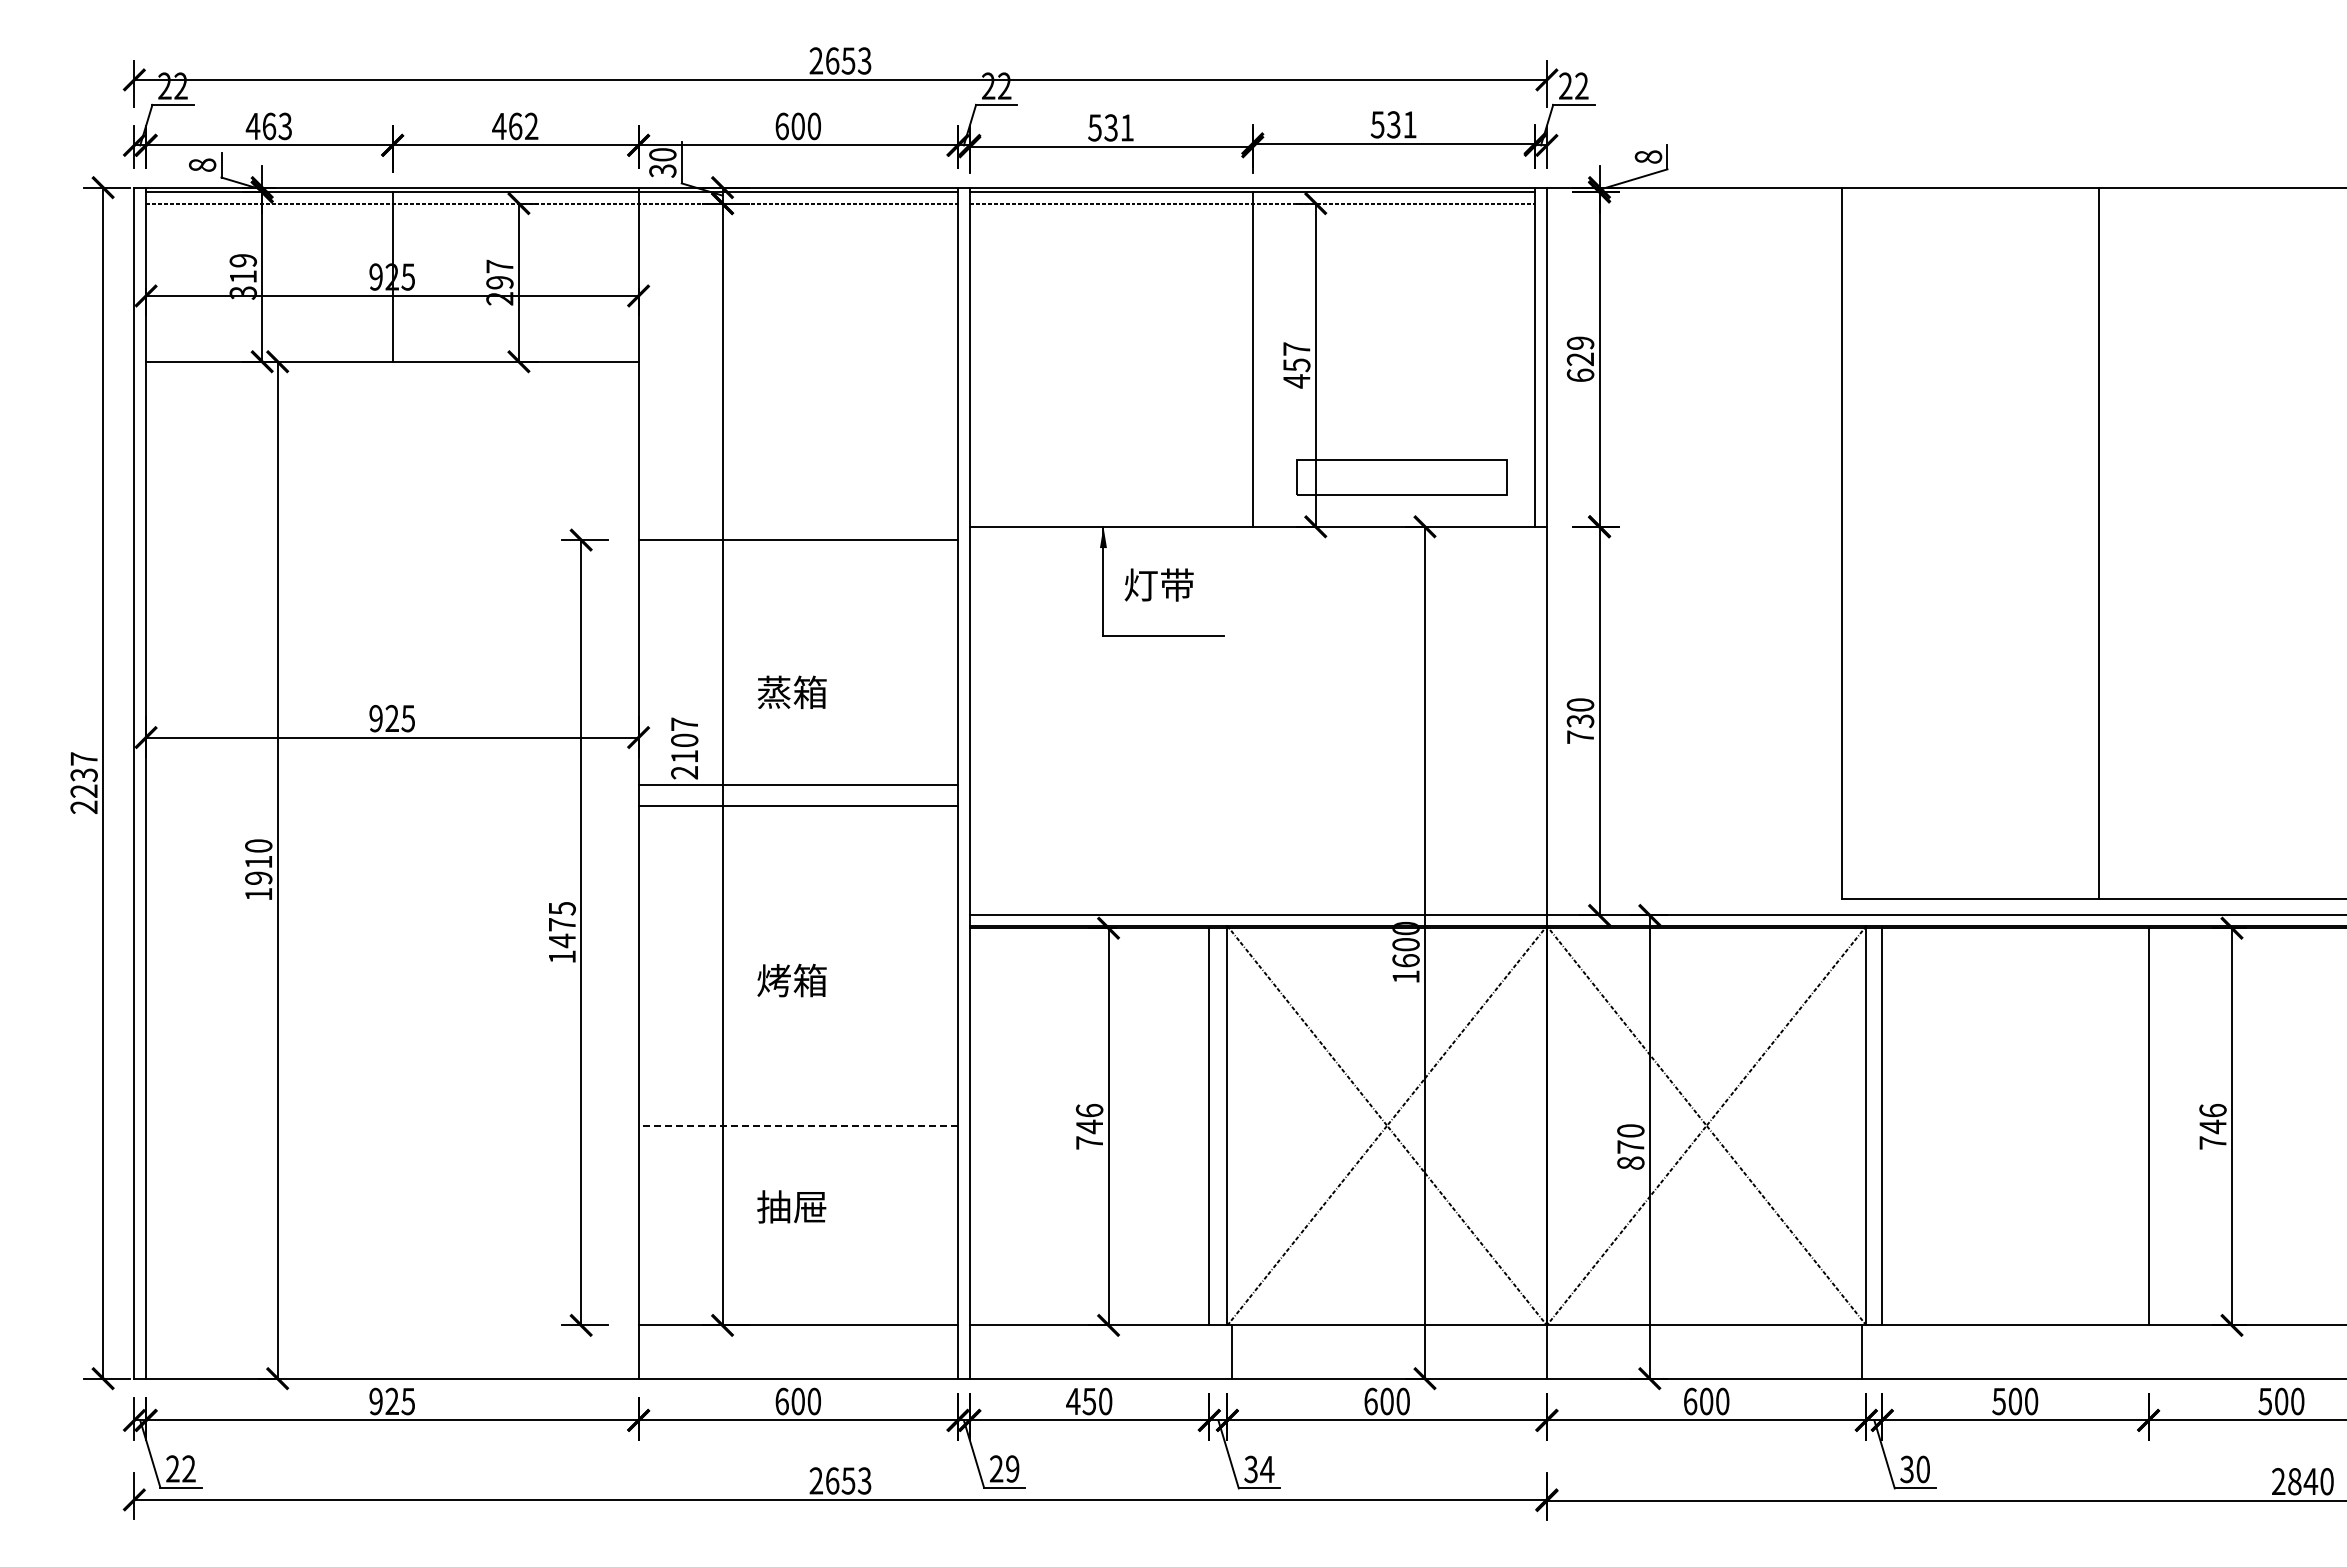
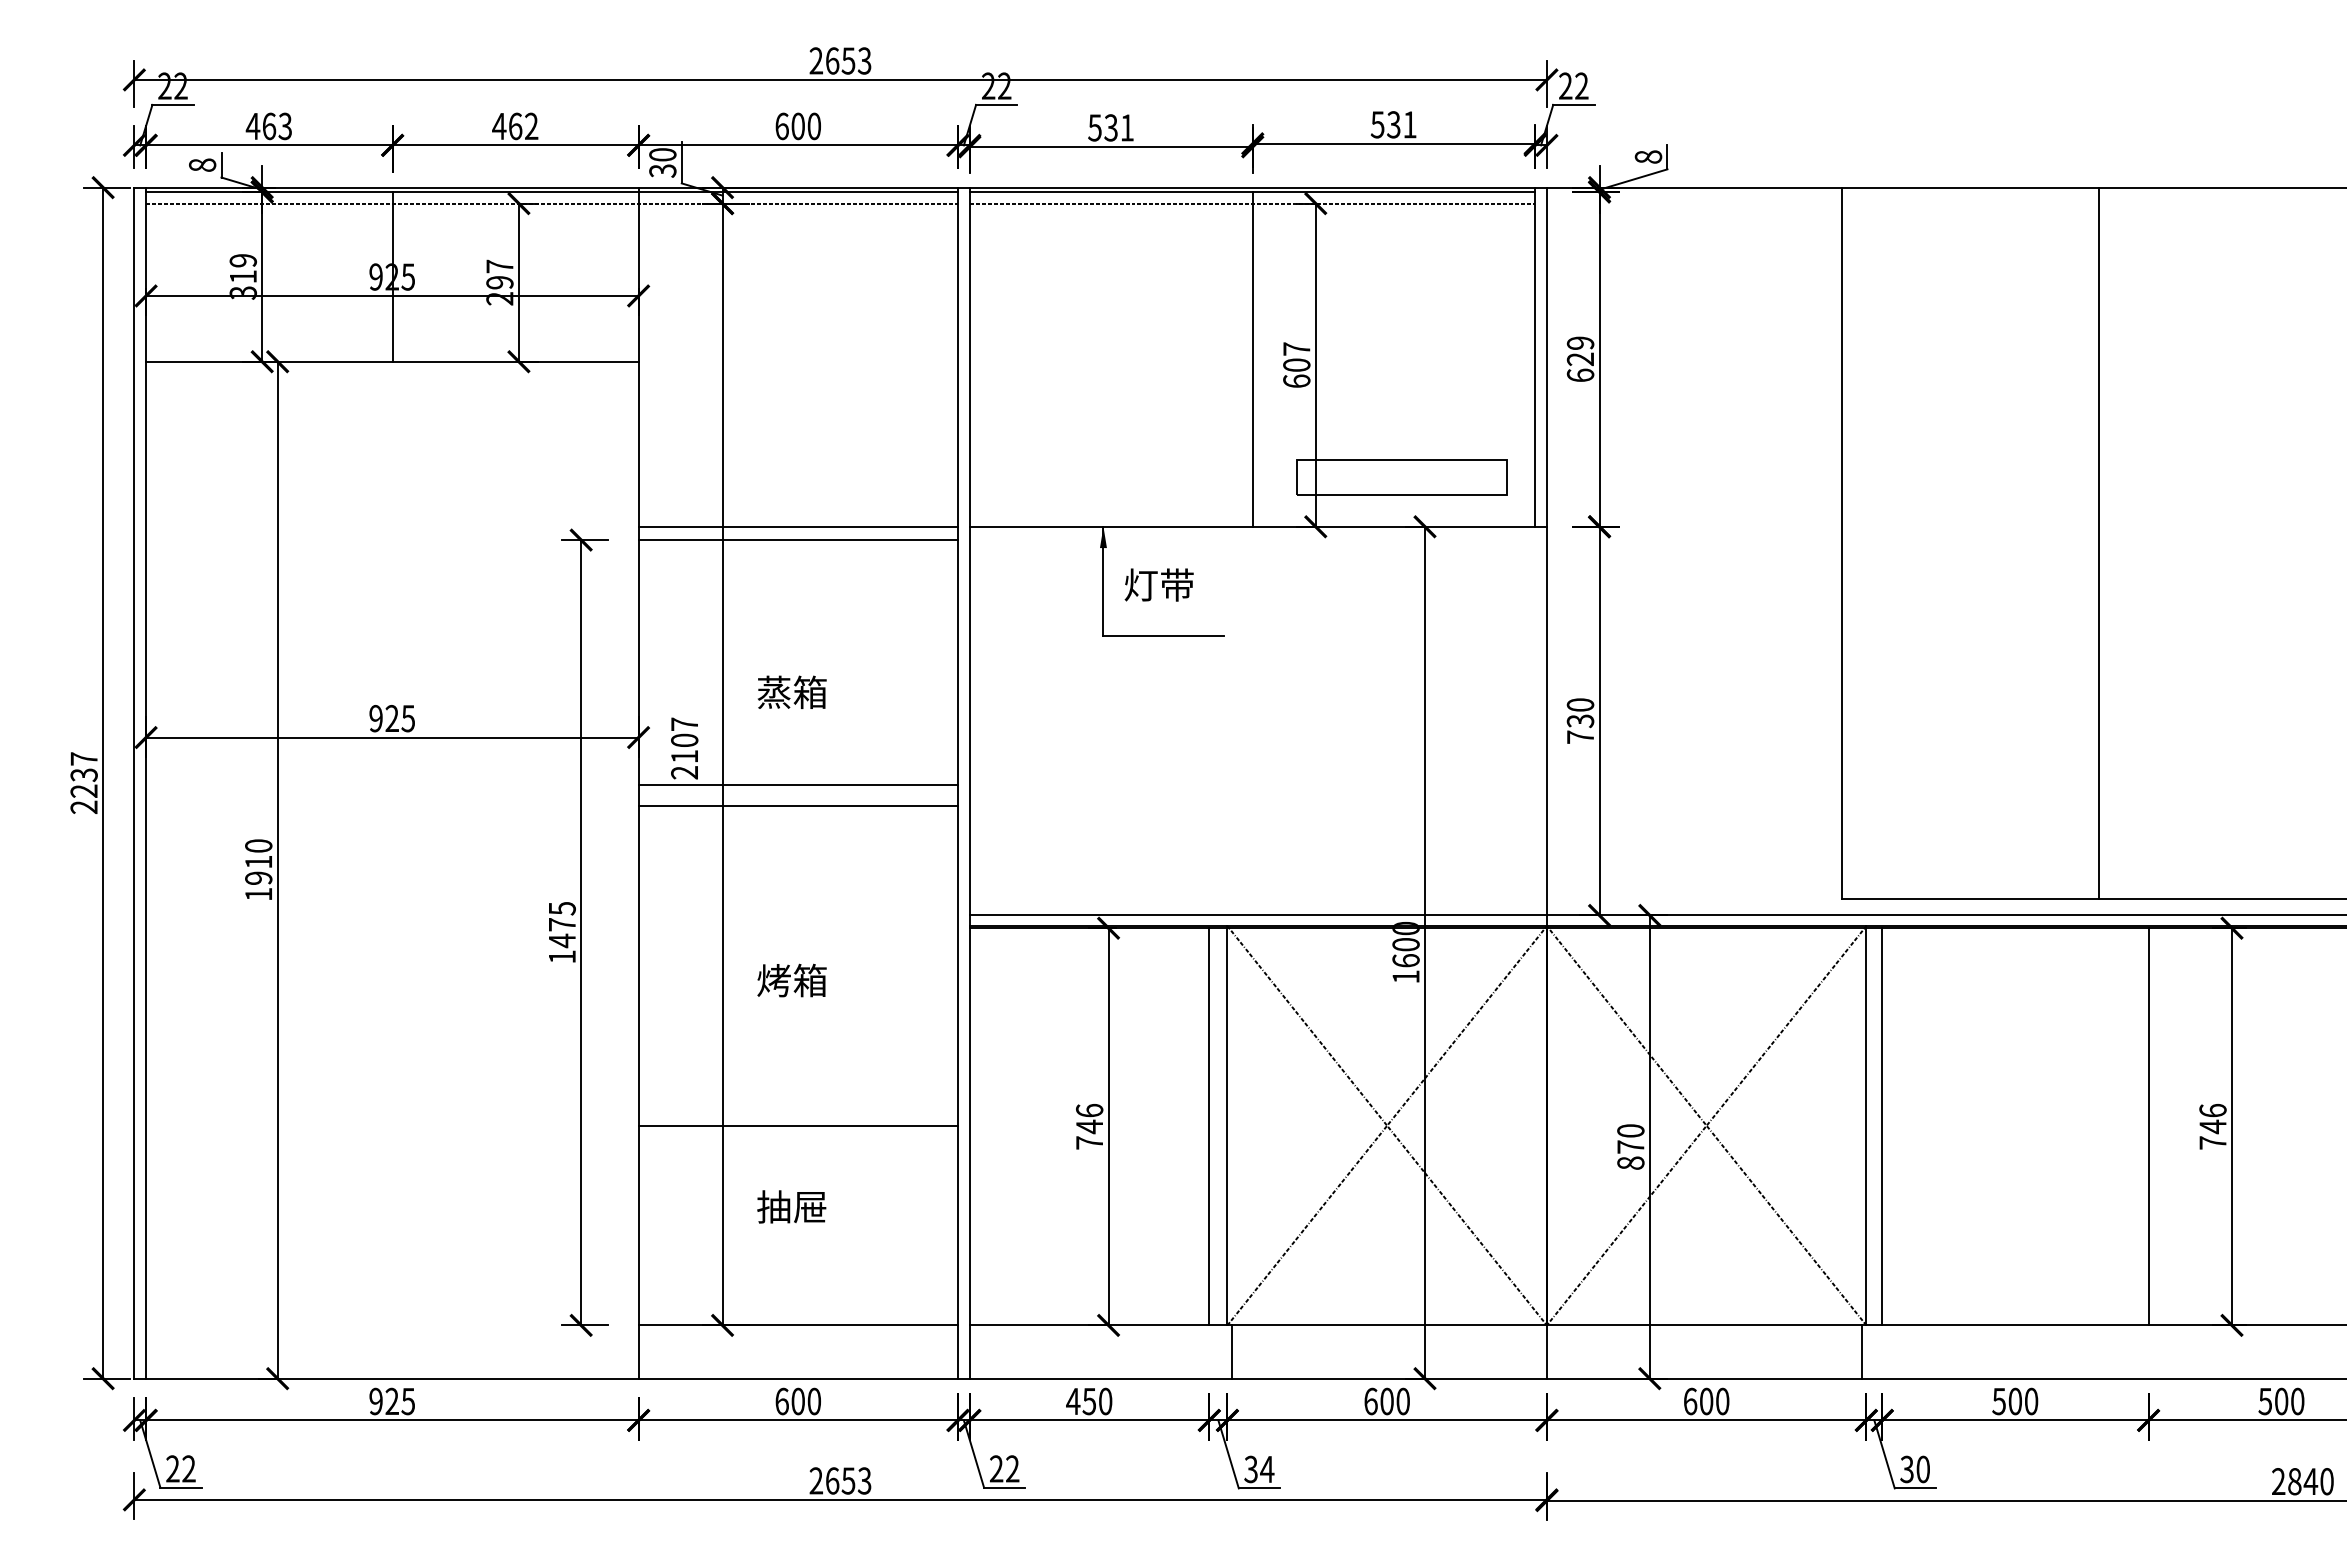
text: 457 -> 607 (1296, 373)
line: none -> present (798, 526)
line: dashed -> solid (798, 1125)
text: 29 -> 22 (1012, 1468)
